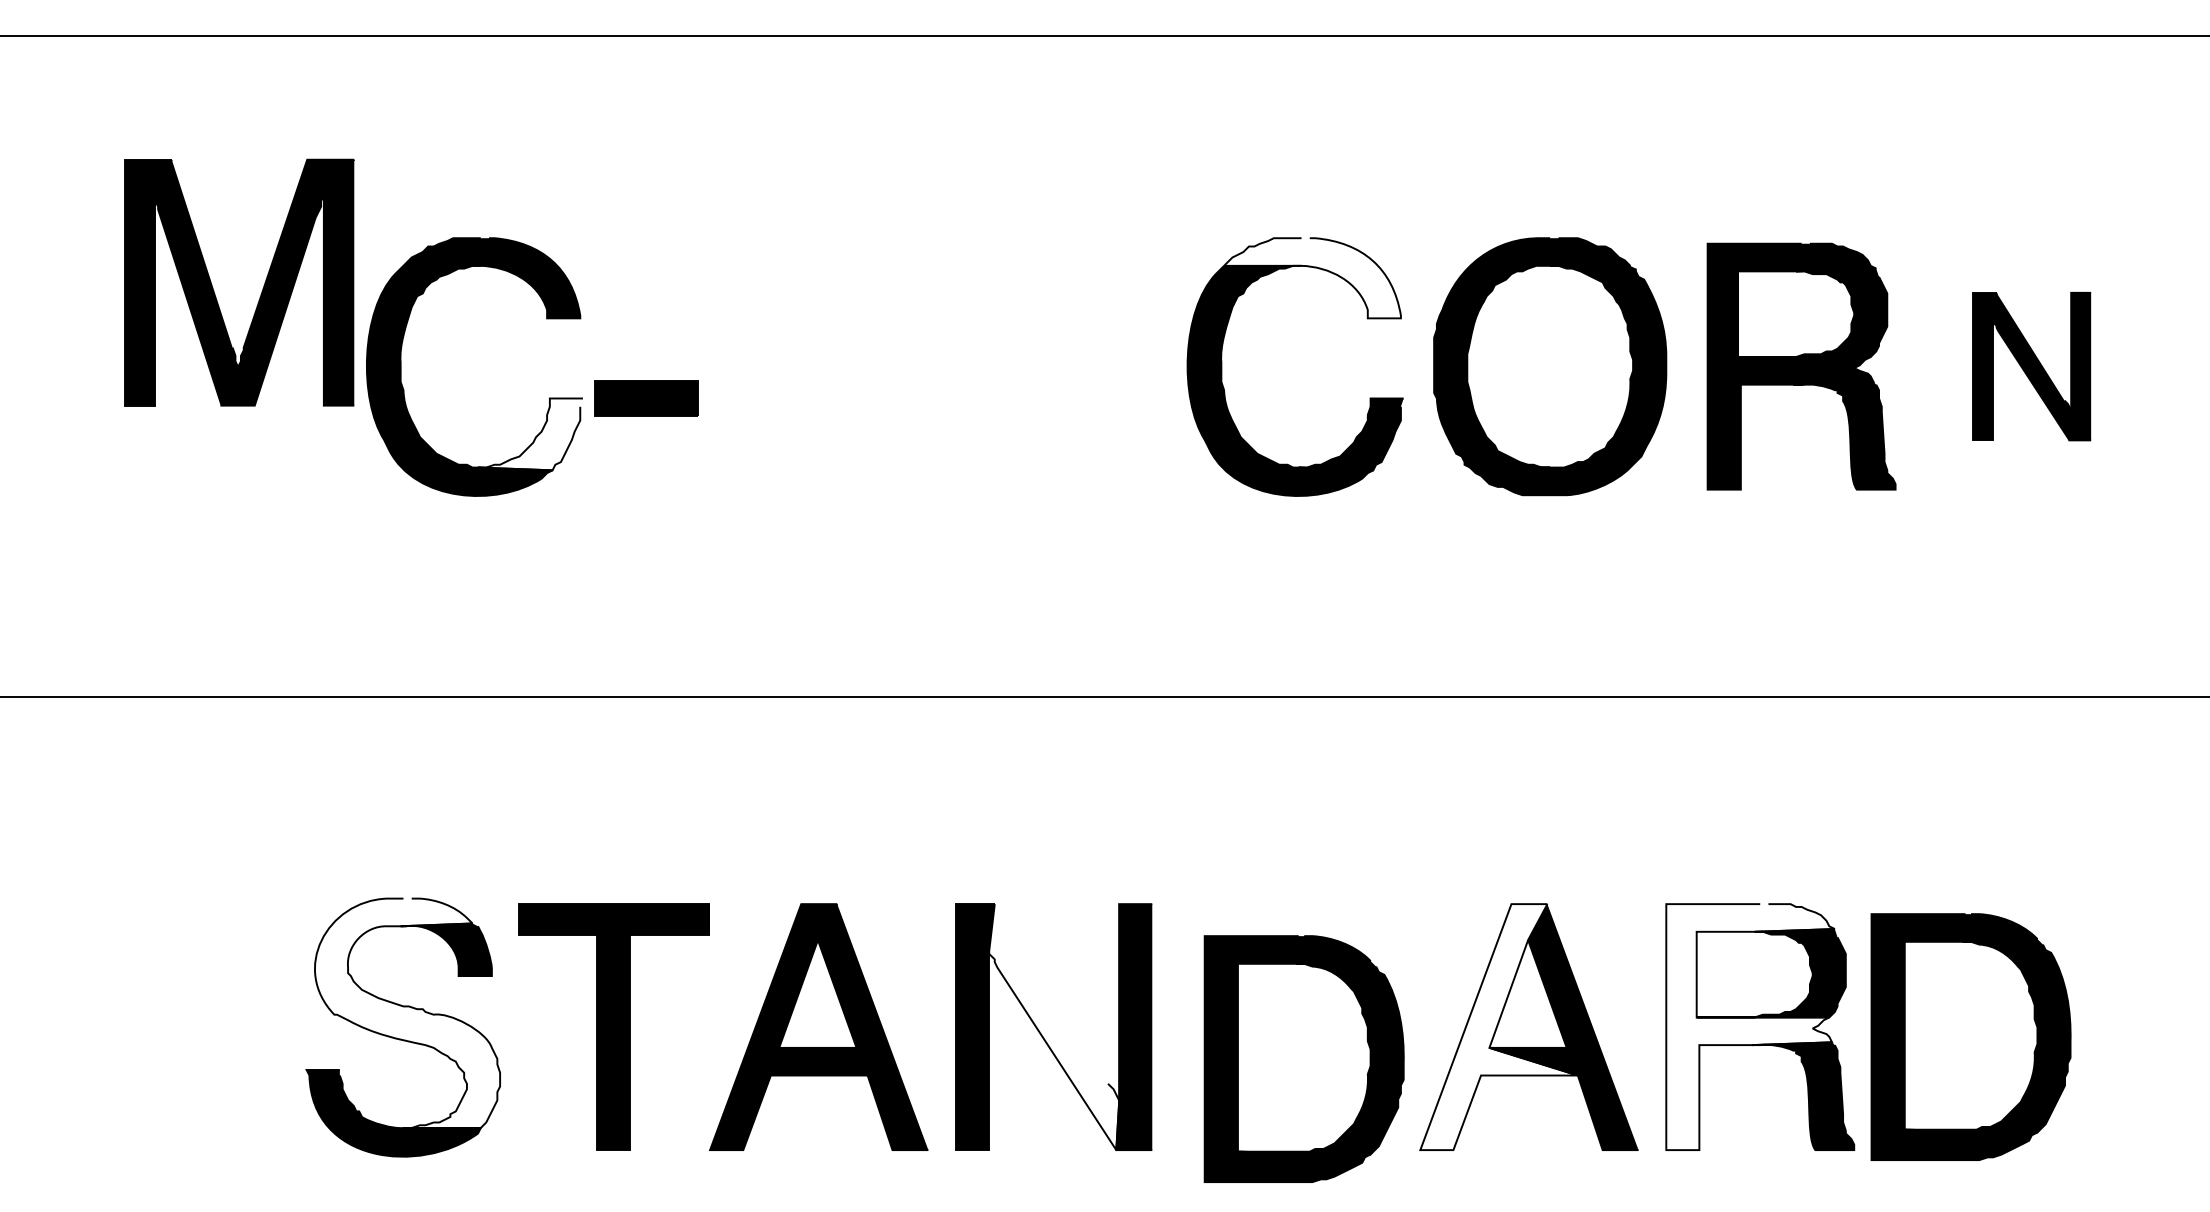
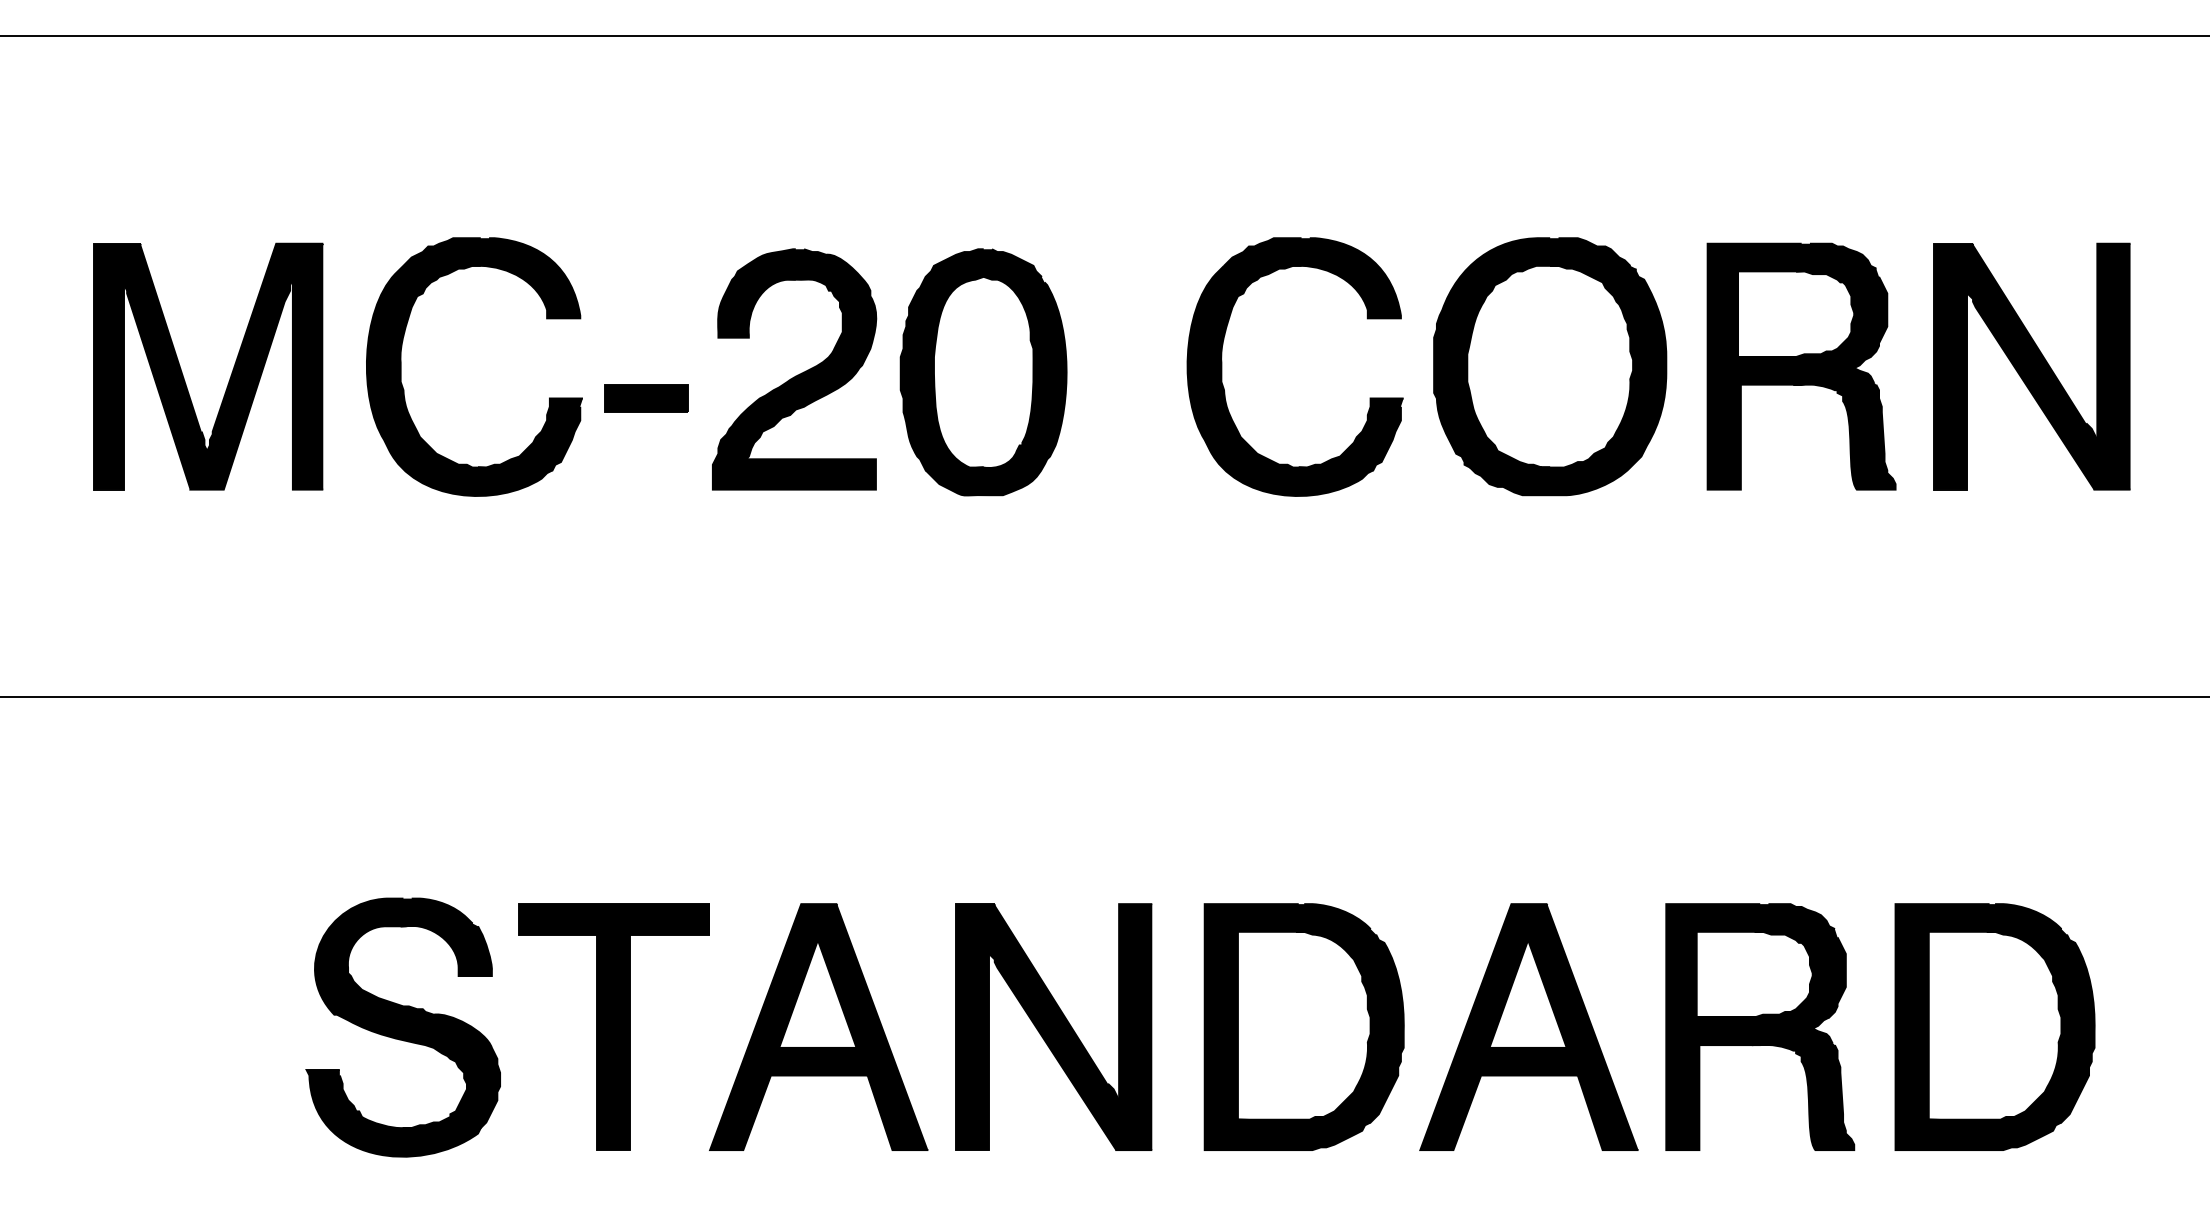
fill: none -> present (1312, 278)
part position: (262, 288) -> (231, 372) (231, 372)
part size: 120x150 px -> 198x249 px (2031, 366)
part: none -> present (794, 369)
part: none -> present (983, 372)
part size: 105x37 px -> 85x29 px (646, 398)
fill: none -> present (530, 434)
fill: none -> present (407, 1013)
fill: none -> present (1054, 1027)
fill: none -> present (1498, 1027)
fill: none -> present (1750, 1027)
part position: (1970, 1036) -> (1994, 1026) (1994, 1026)
part position: (1303, 1058) -> (1303, 1026) (1303, 1026)
